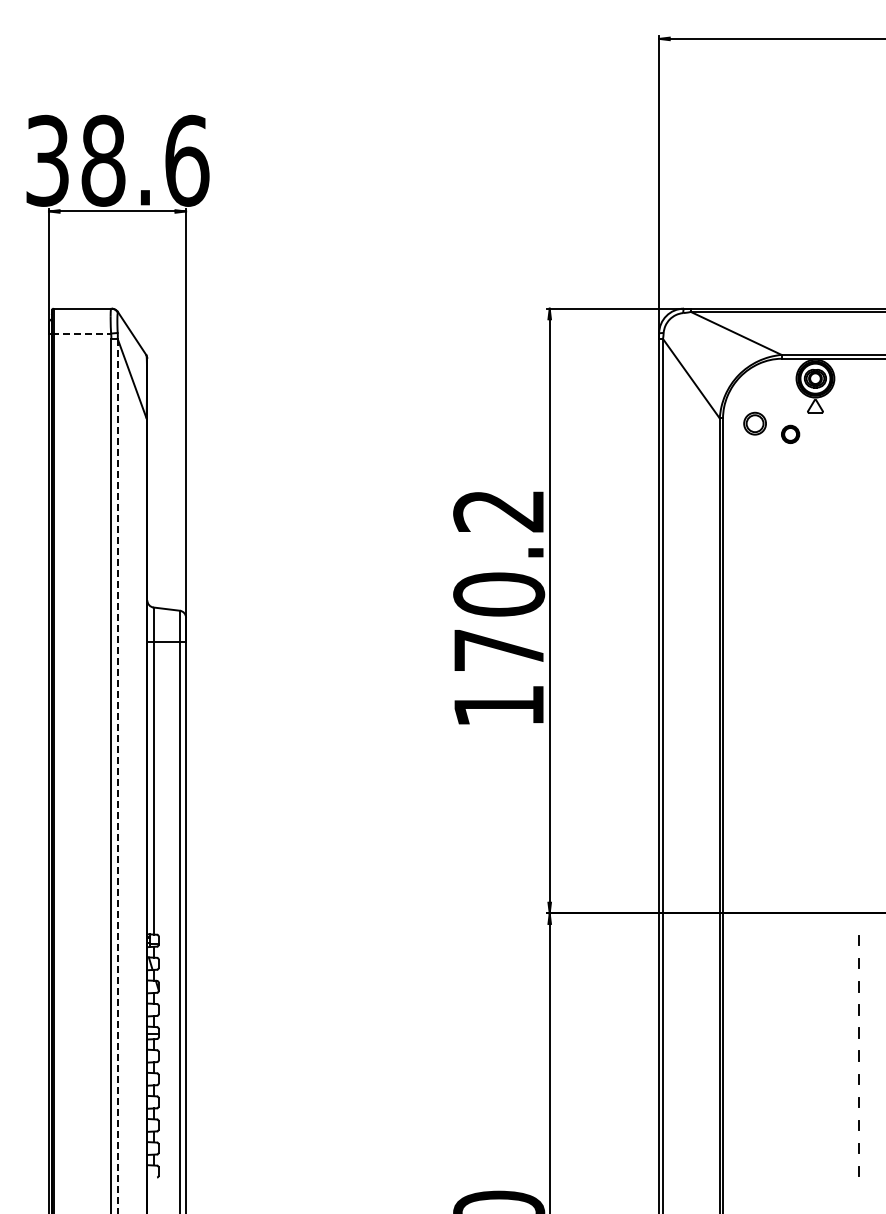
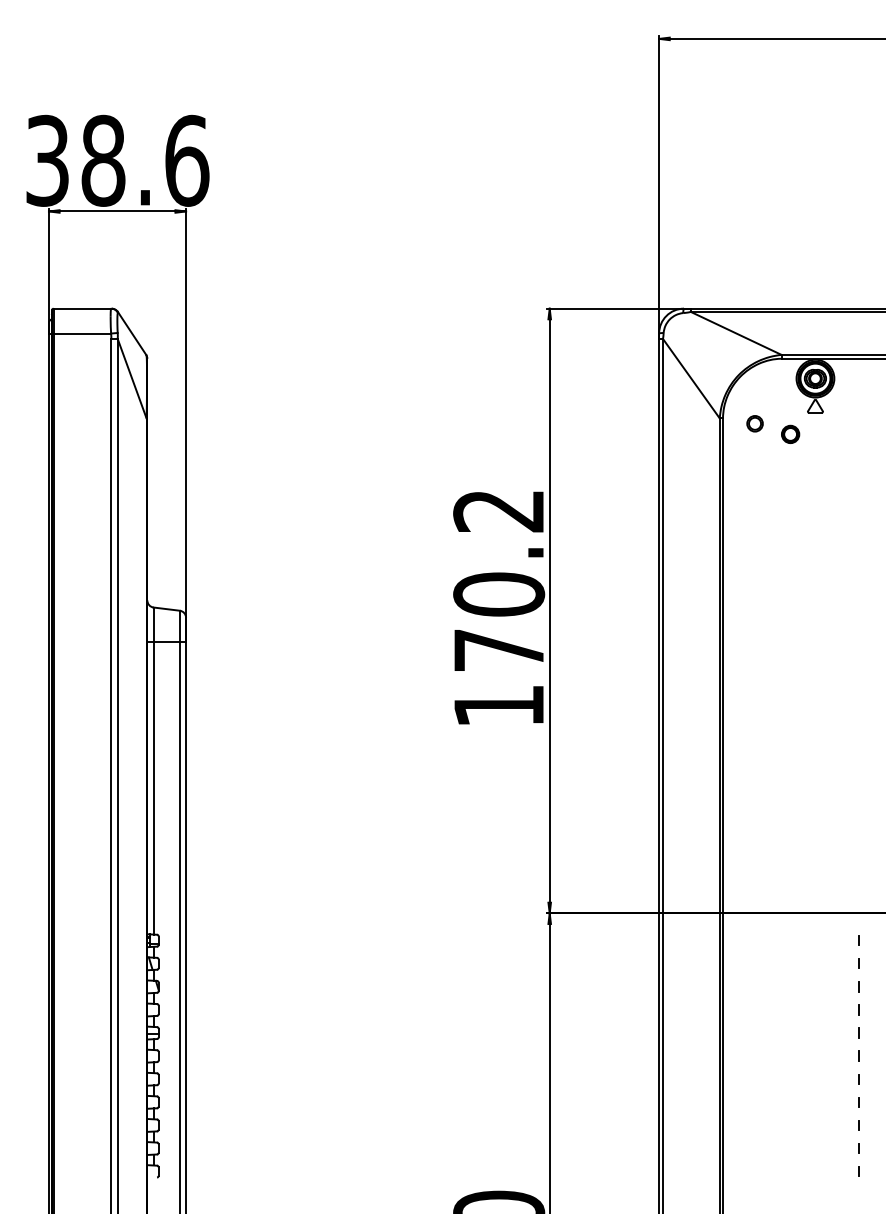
line: dashed -> solid (81, 333)
part size: 24x25 px -> 18x18 px (754, 423)
line: dashed -> solid (117, 776)
